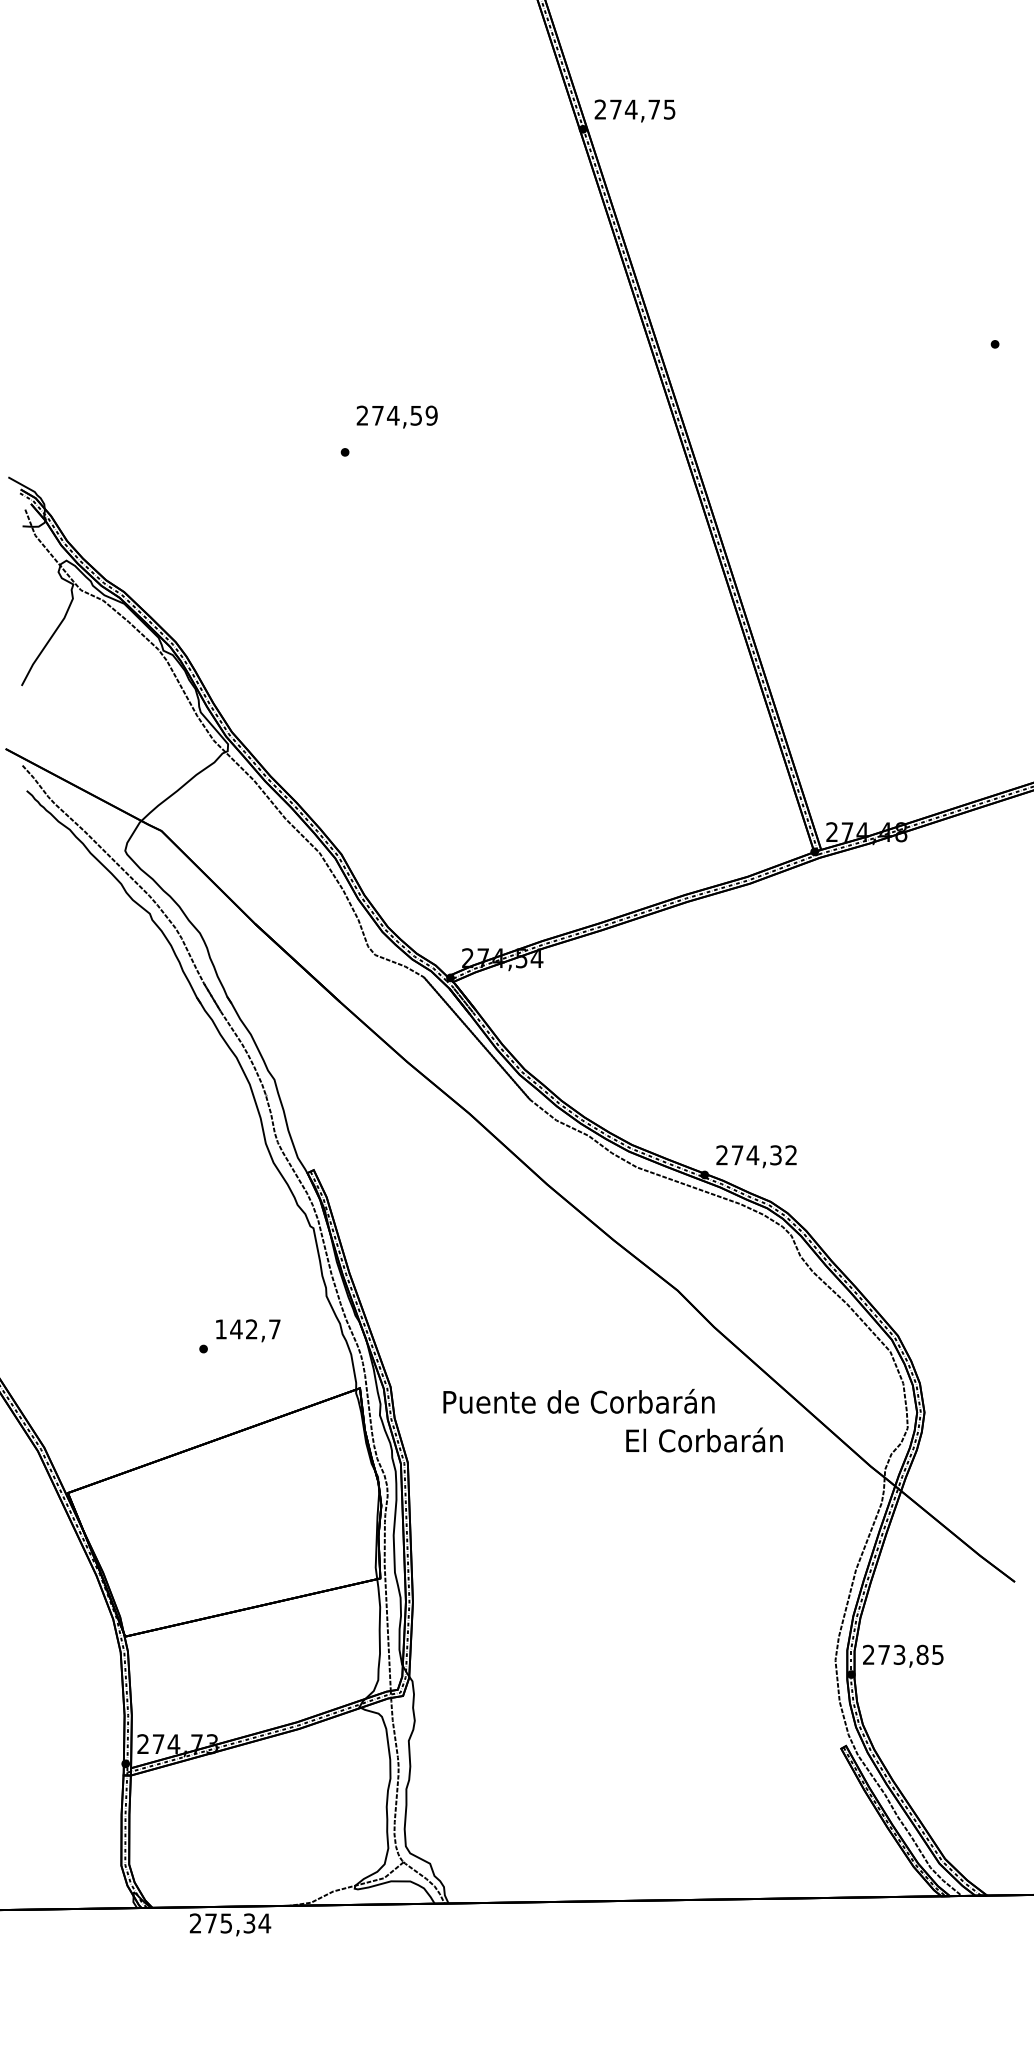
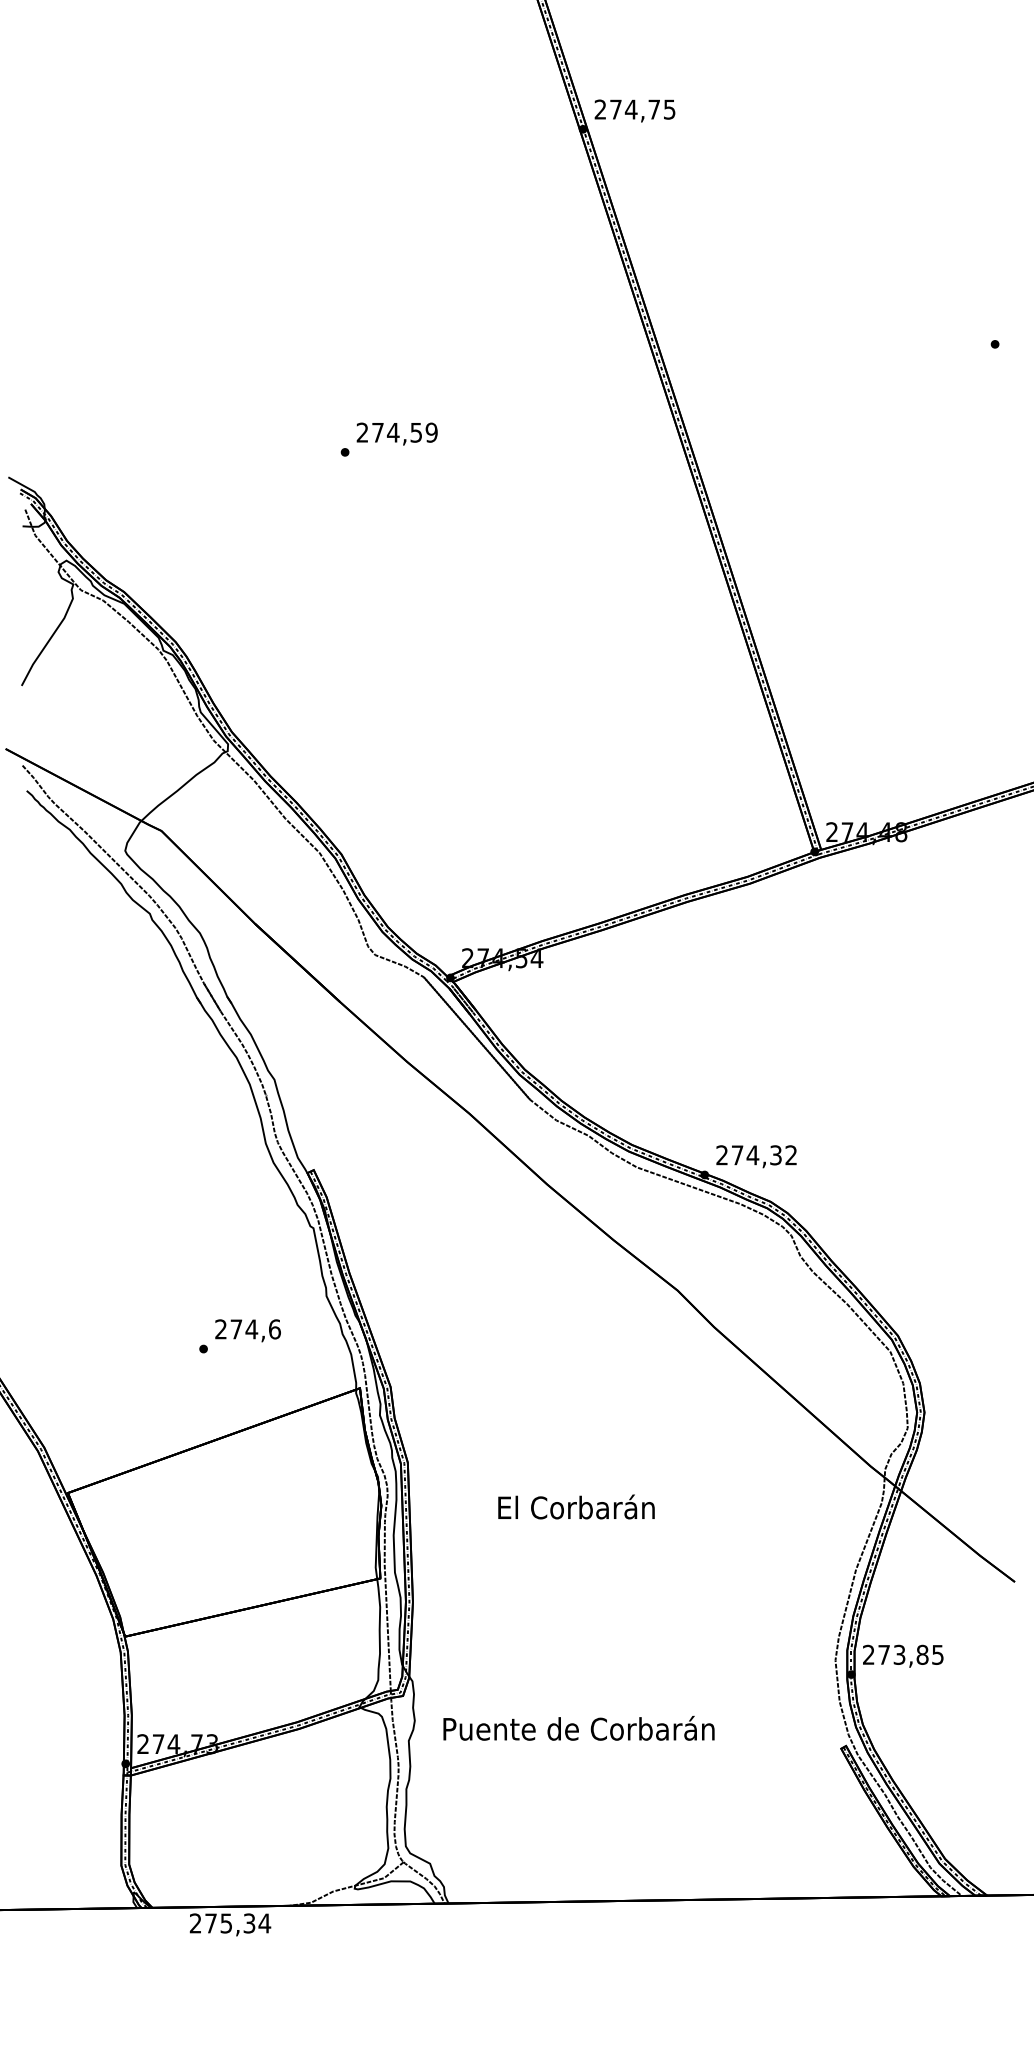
text position: (396, 416) -> (396, 433) (396, 433)
text: 142,7 -> 274,6 (247, 1329)
text position: (578, 1401) -> (578, 1728) (578, 1728)
text position: (704, 1439) -> (576, 1506) (576, 1506)
